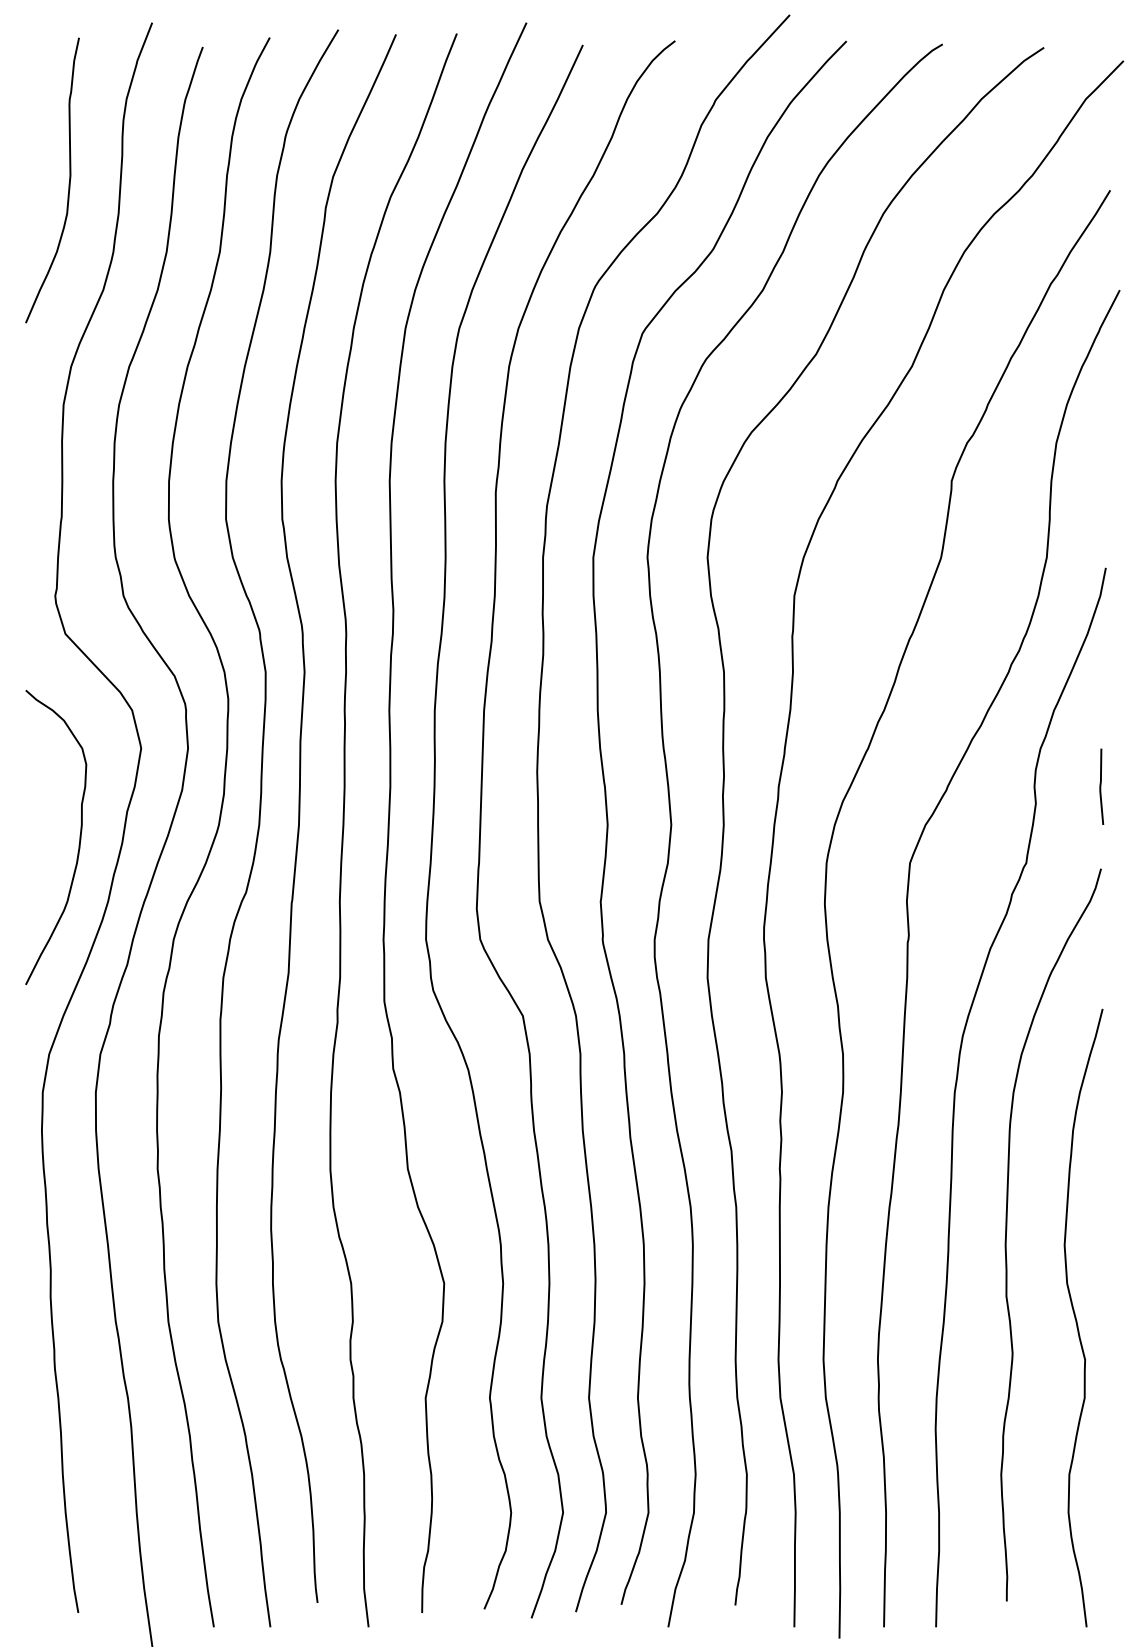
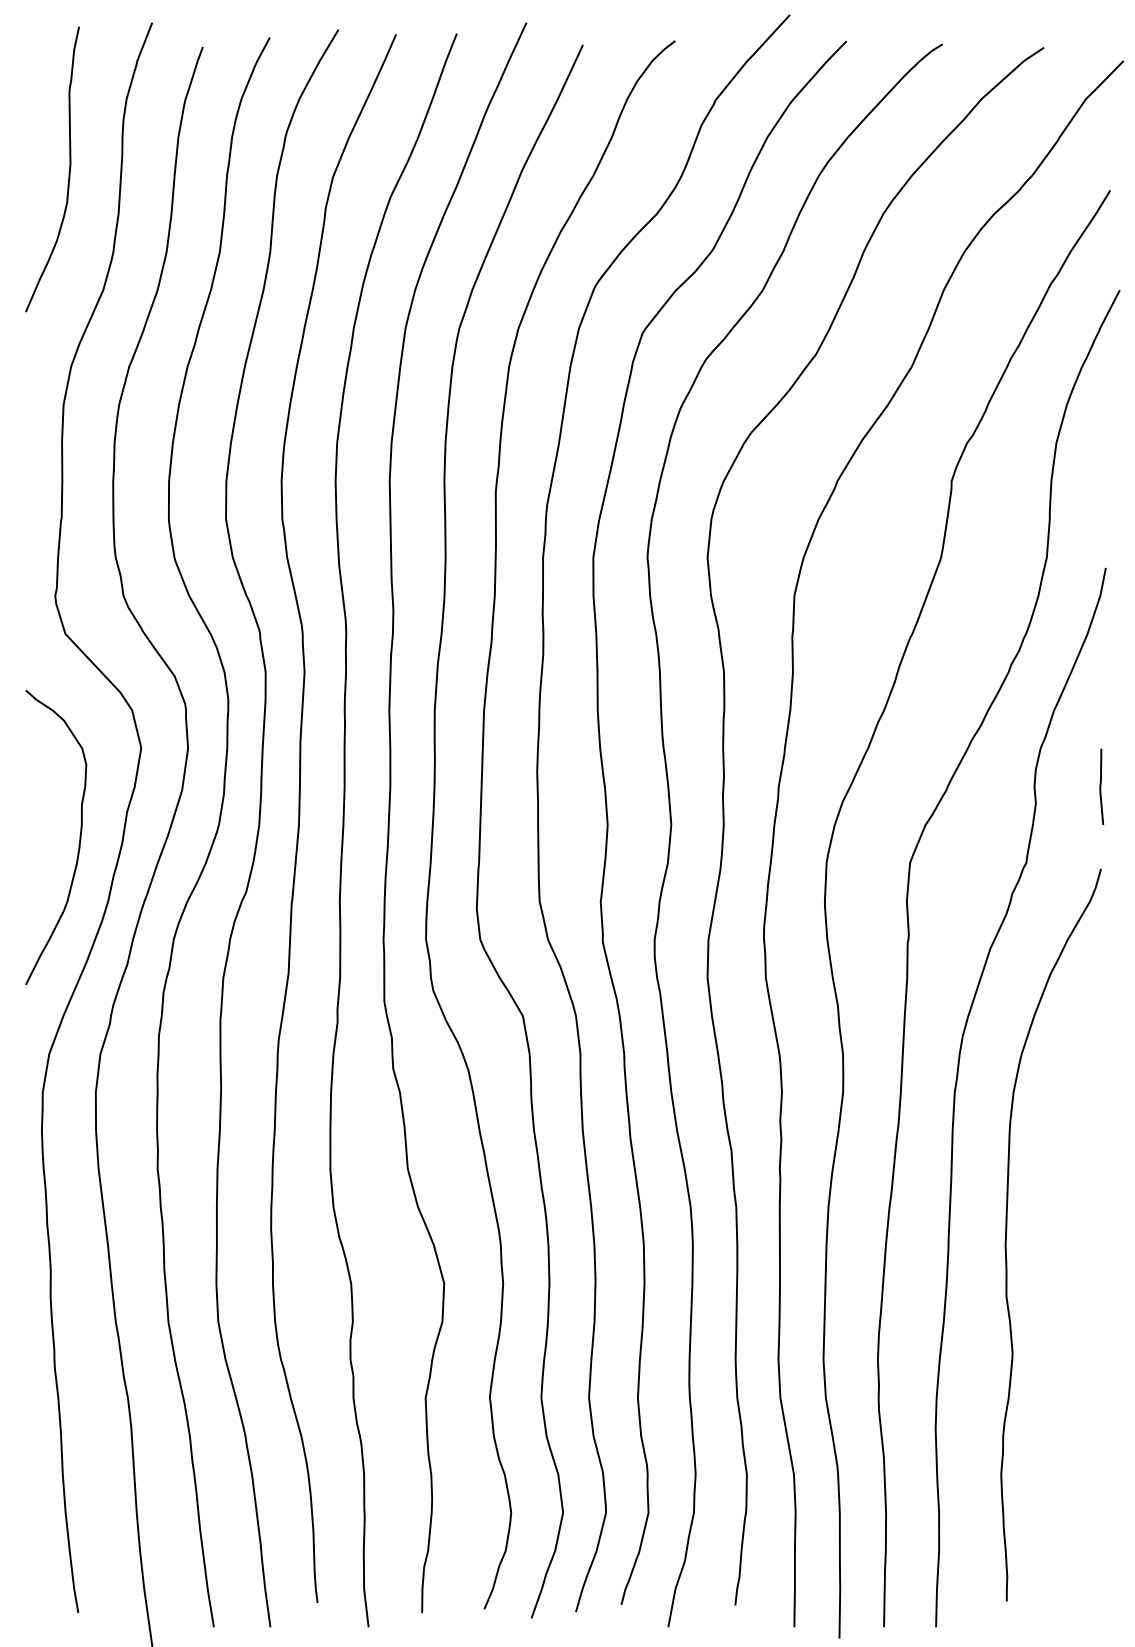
curve position: (68, 183) -> (68, 172) (68, 172)
curve: present -> none (1077, 1320)
